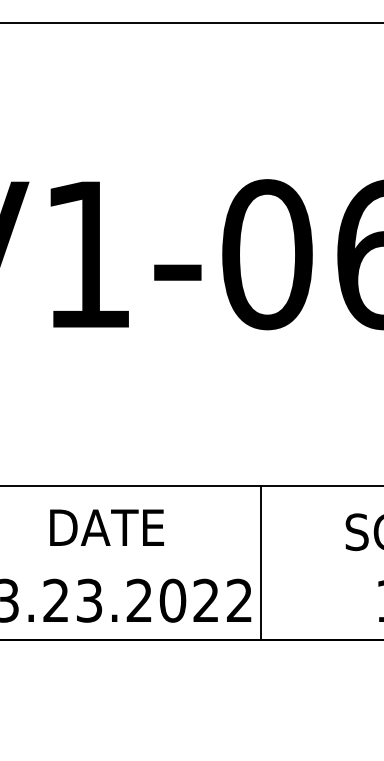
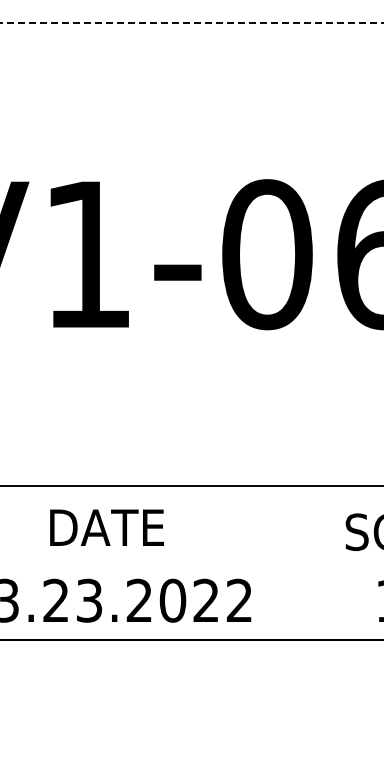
line: solid -> dashed (192, 23)
line: present -> none (260, 562)
